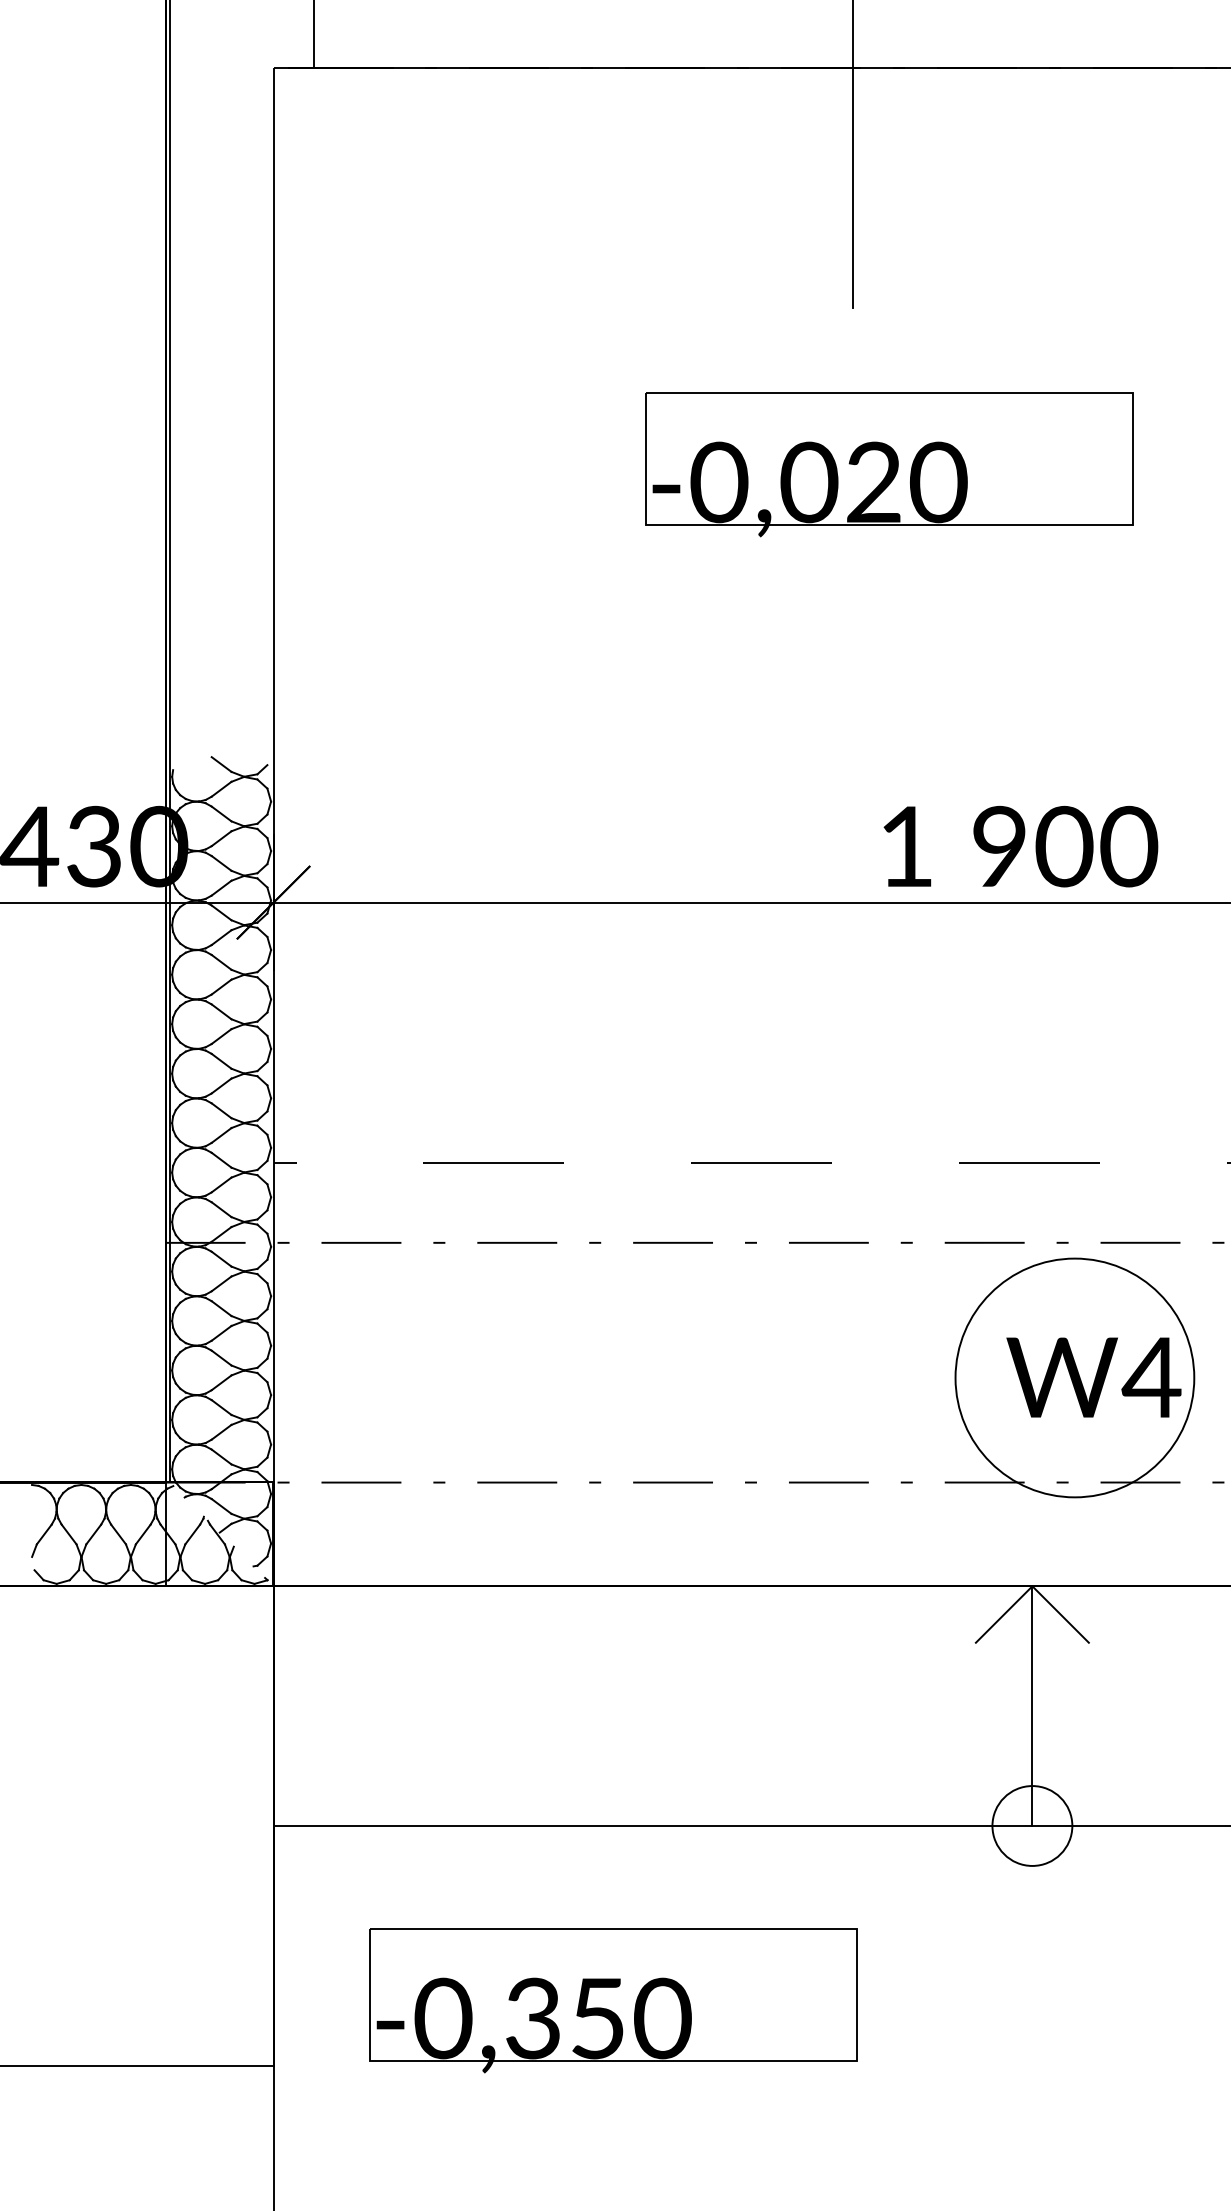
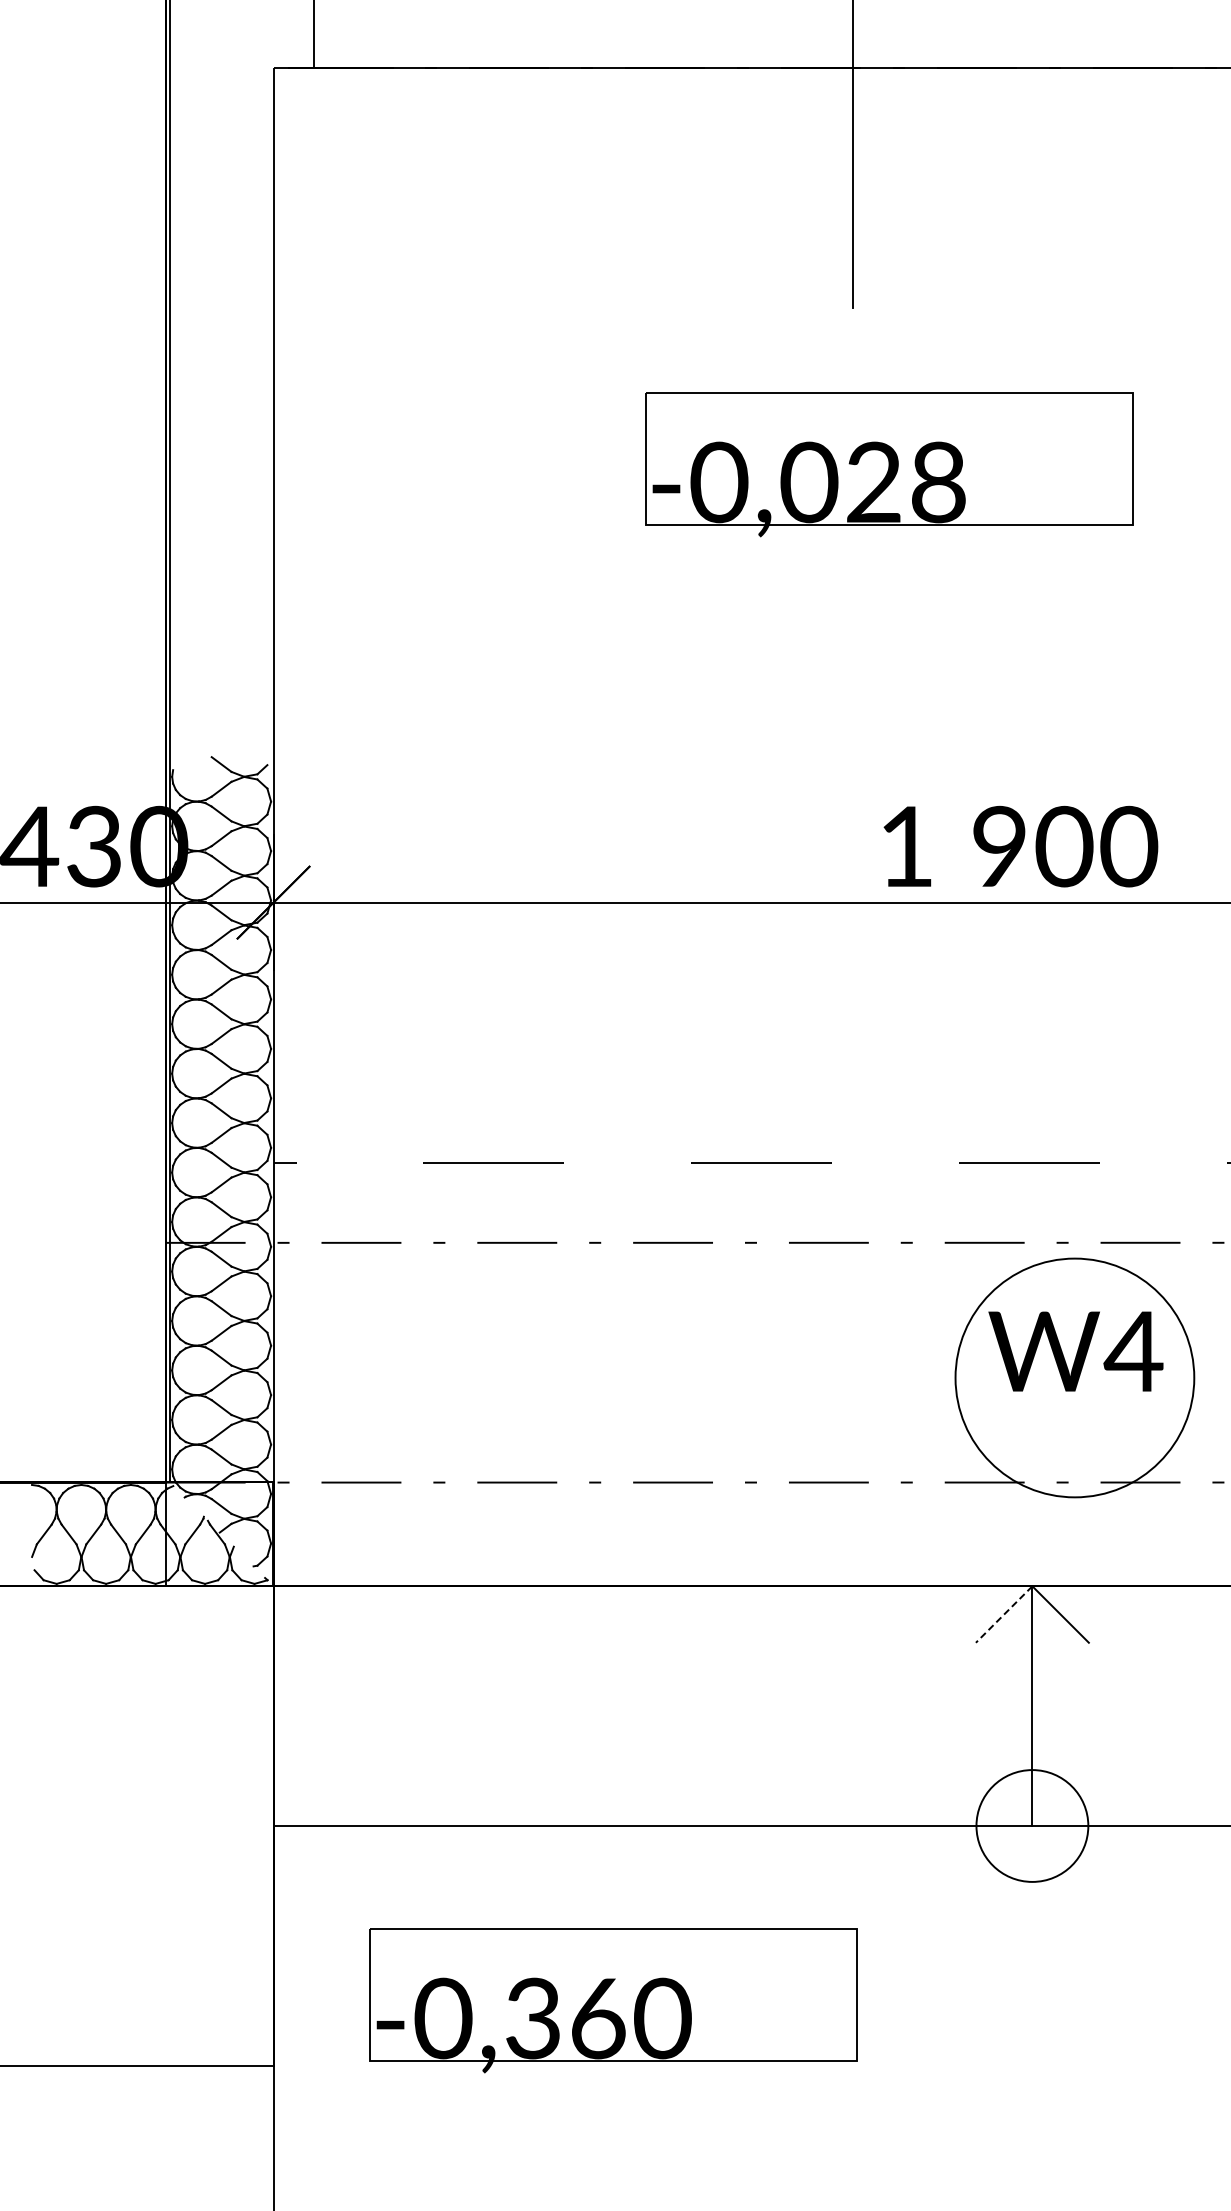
text: -0,020 -> -0,028 (938, 482)
text position: (1093, 1377) -> (1075, 1351) (1075, 1351)
line: solid -> dashed (1004, 1614)
circle diameter: 80 px -> 112 px (1032, 1825)
text: -0,350 -> -0,360 (598, 2018)
